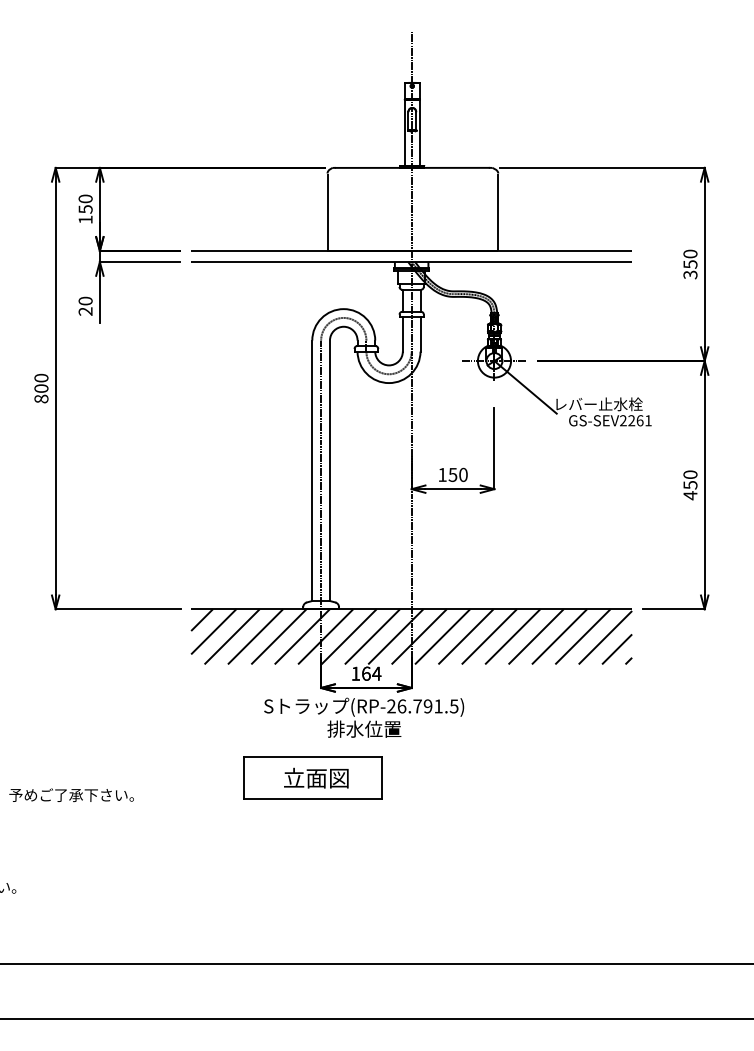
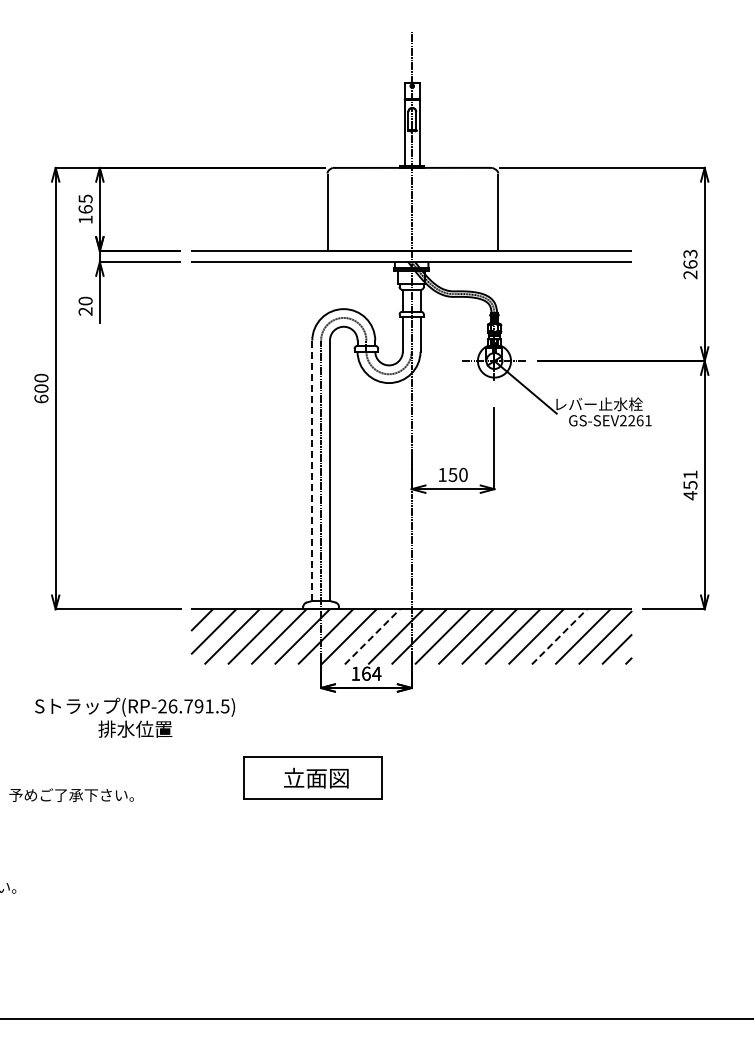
text: 150 -> 165 (85, 203)
text: 350 -> 263 (690, 264)
text: 800 -> 600 (41, 398)
line: solid -> dashed (312, 470)
text: 450 -> 451 (690, 474)
line: solid -> dashed (372, 636)
line: solid -> dashed (559, 636)
text position: (364, 717) -> (135, 717) (135, 717)
line: present -> none (376, 964)
